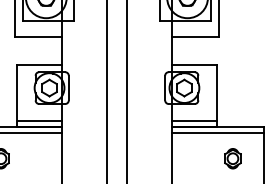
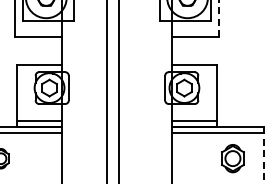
line: solid -> dashed (219, 18)
line position: (126, 91) -> (118, 91) (118, 91)
line: solid -> dashed (264, 155)
part size: 18x22 px -> 24x30 px (232, 158)
